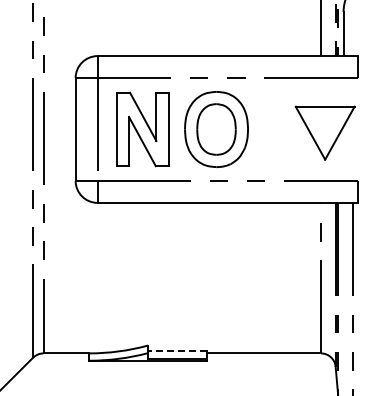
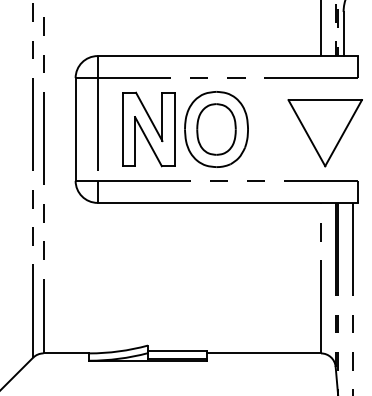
part position: (142, 129) -> (148, 129) (148, 129)
part size: 62x56 px -> 76x69 px (324, 133)
line: dashed -> solid (176, 351)
